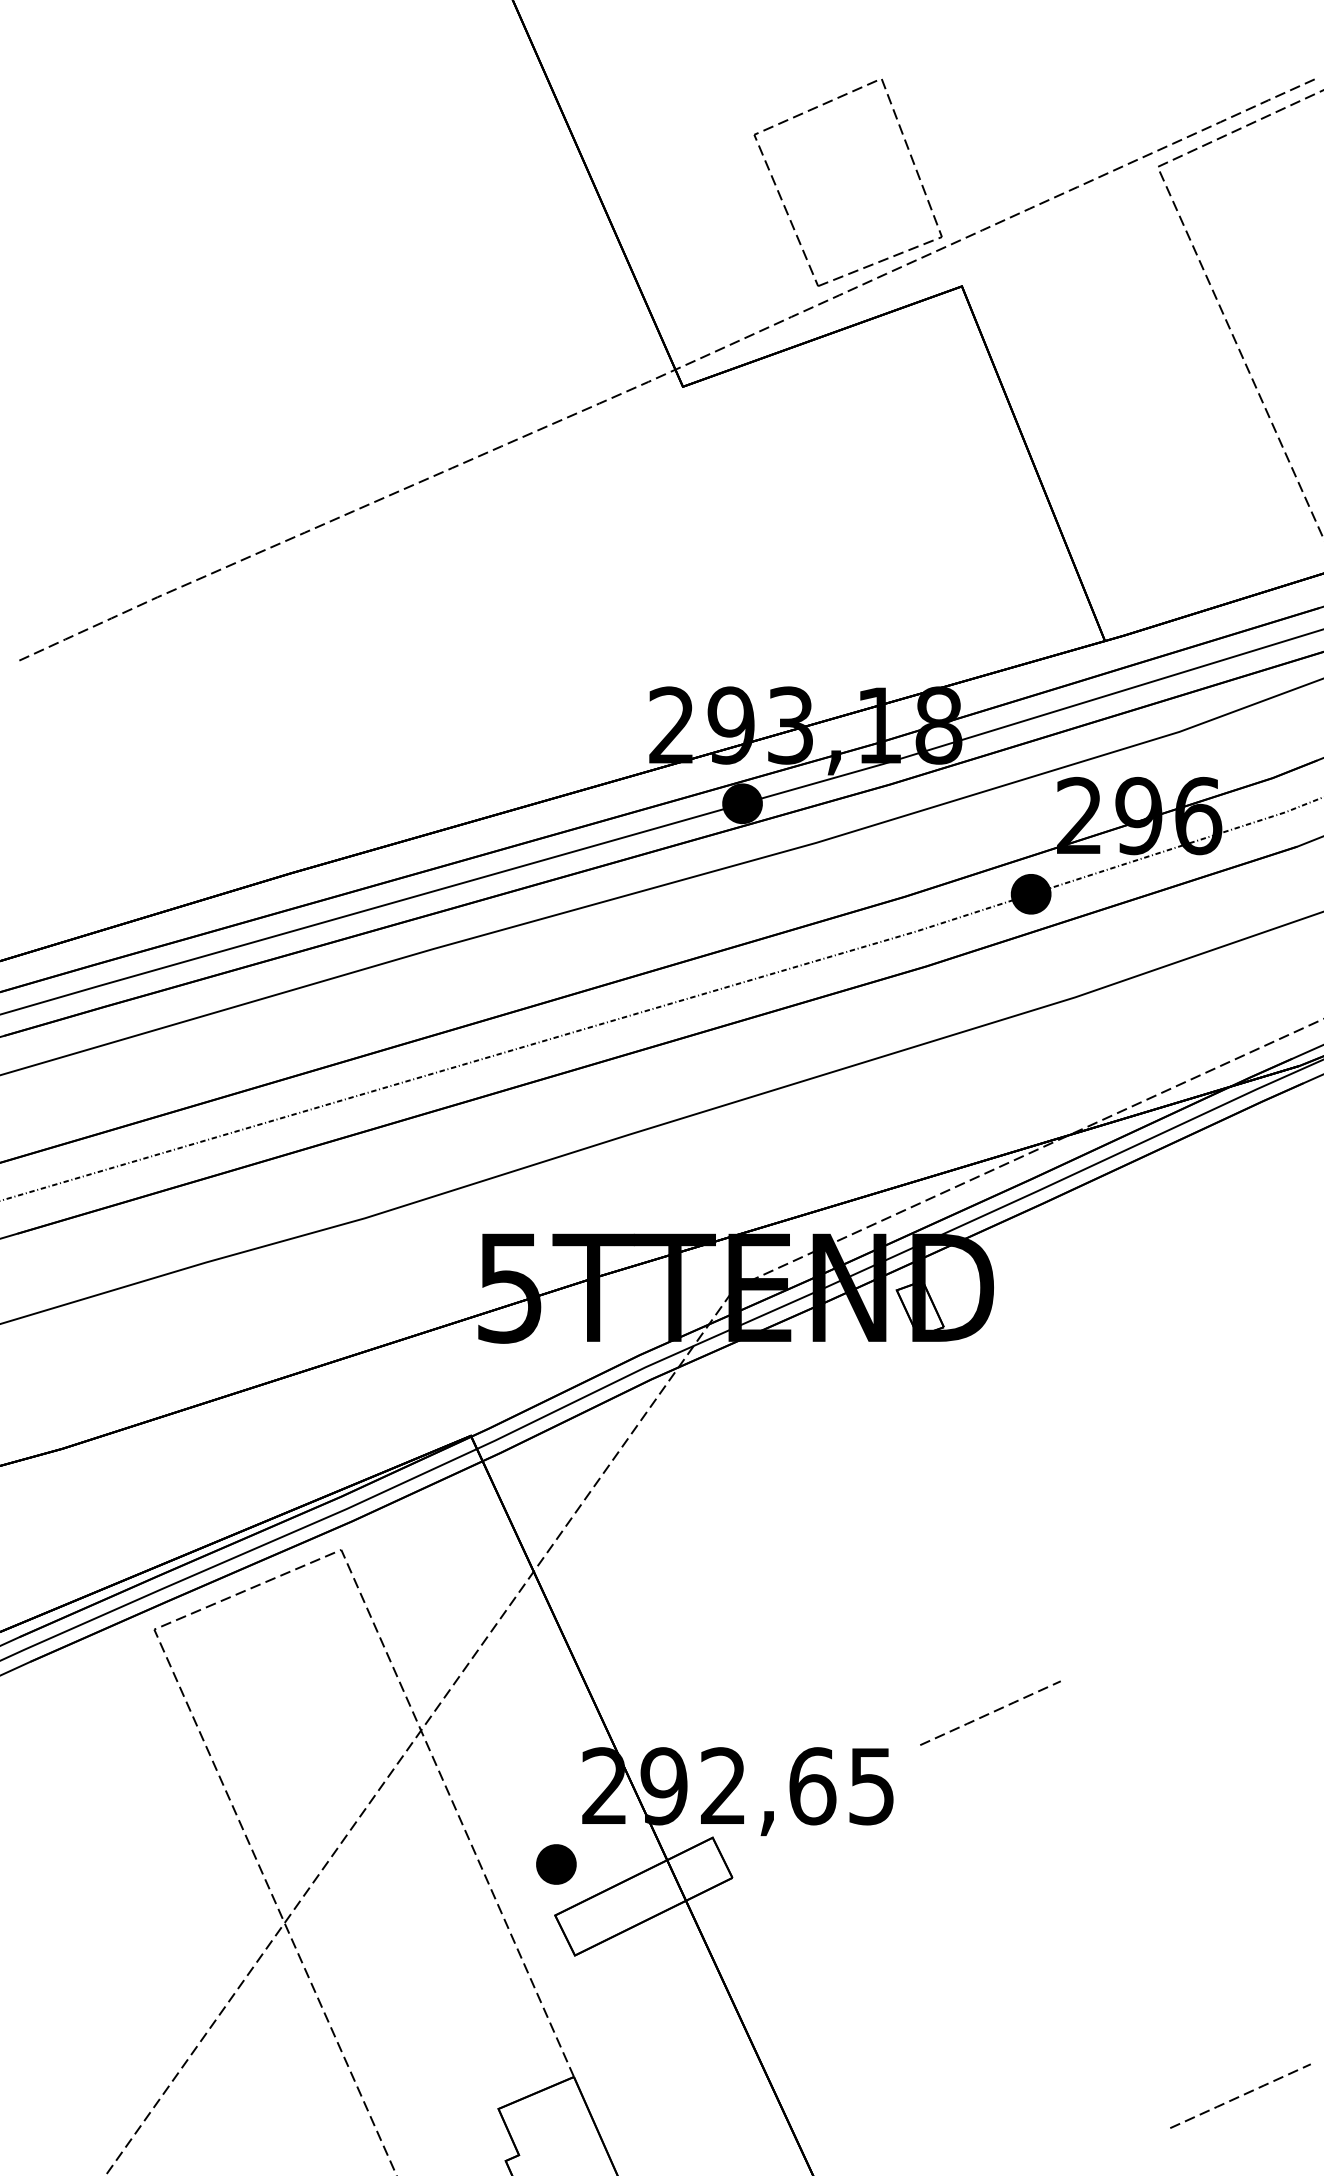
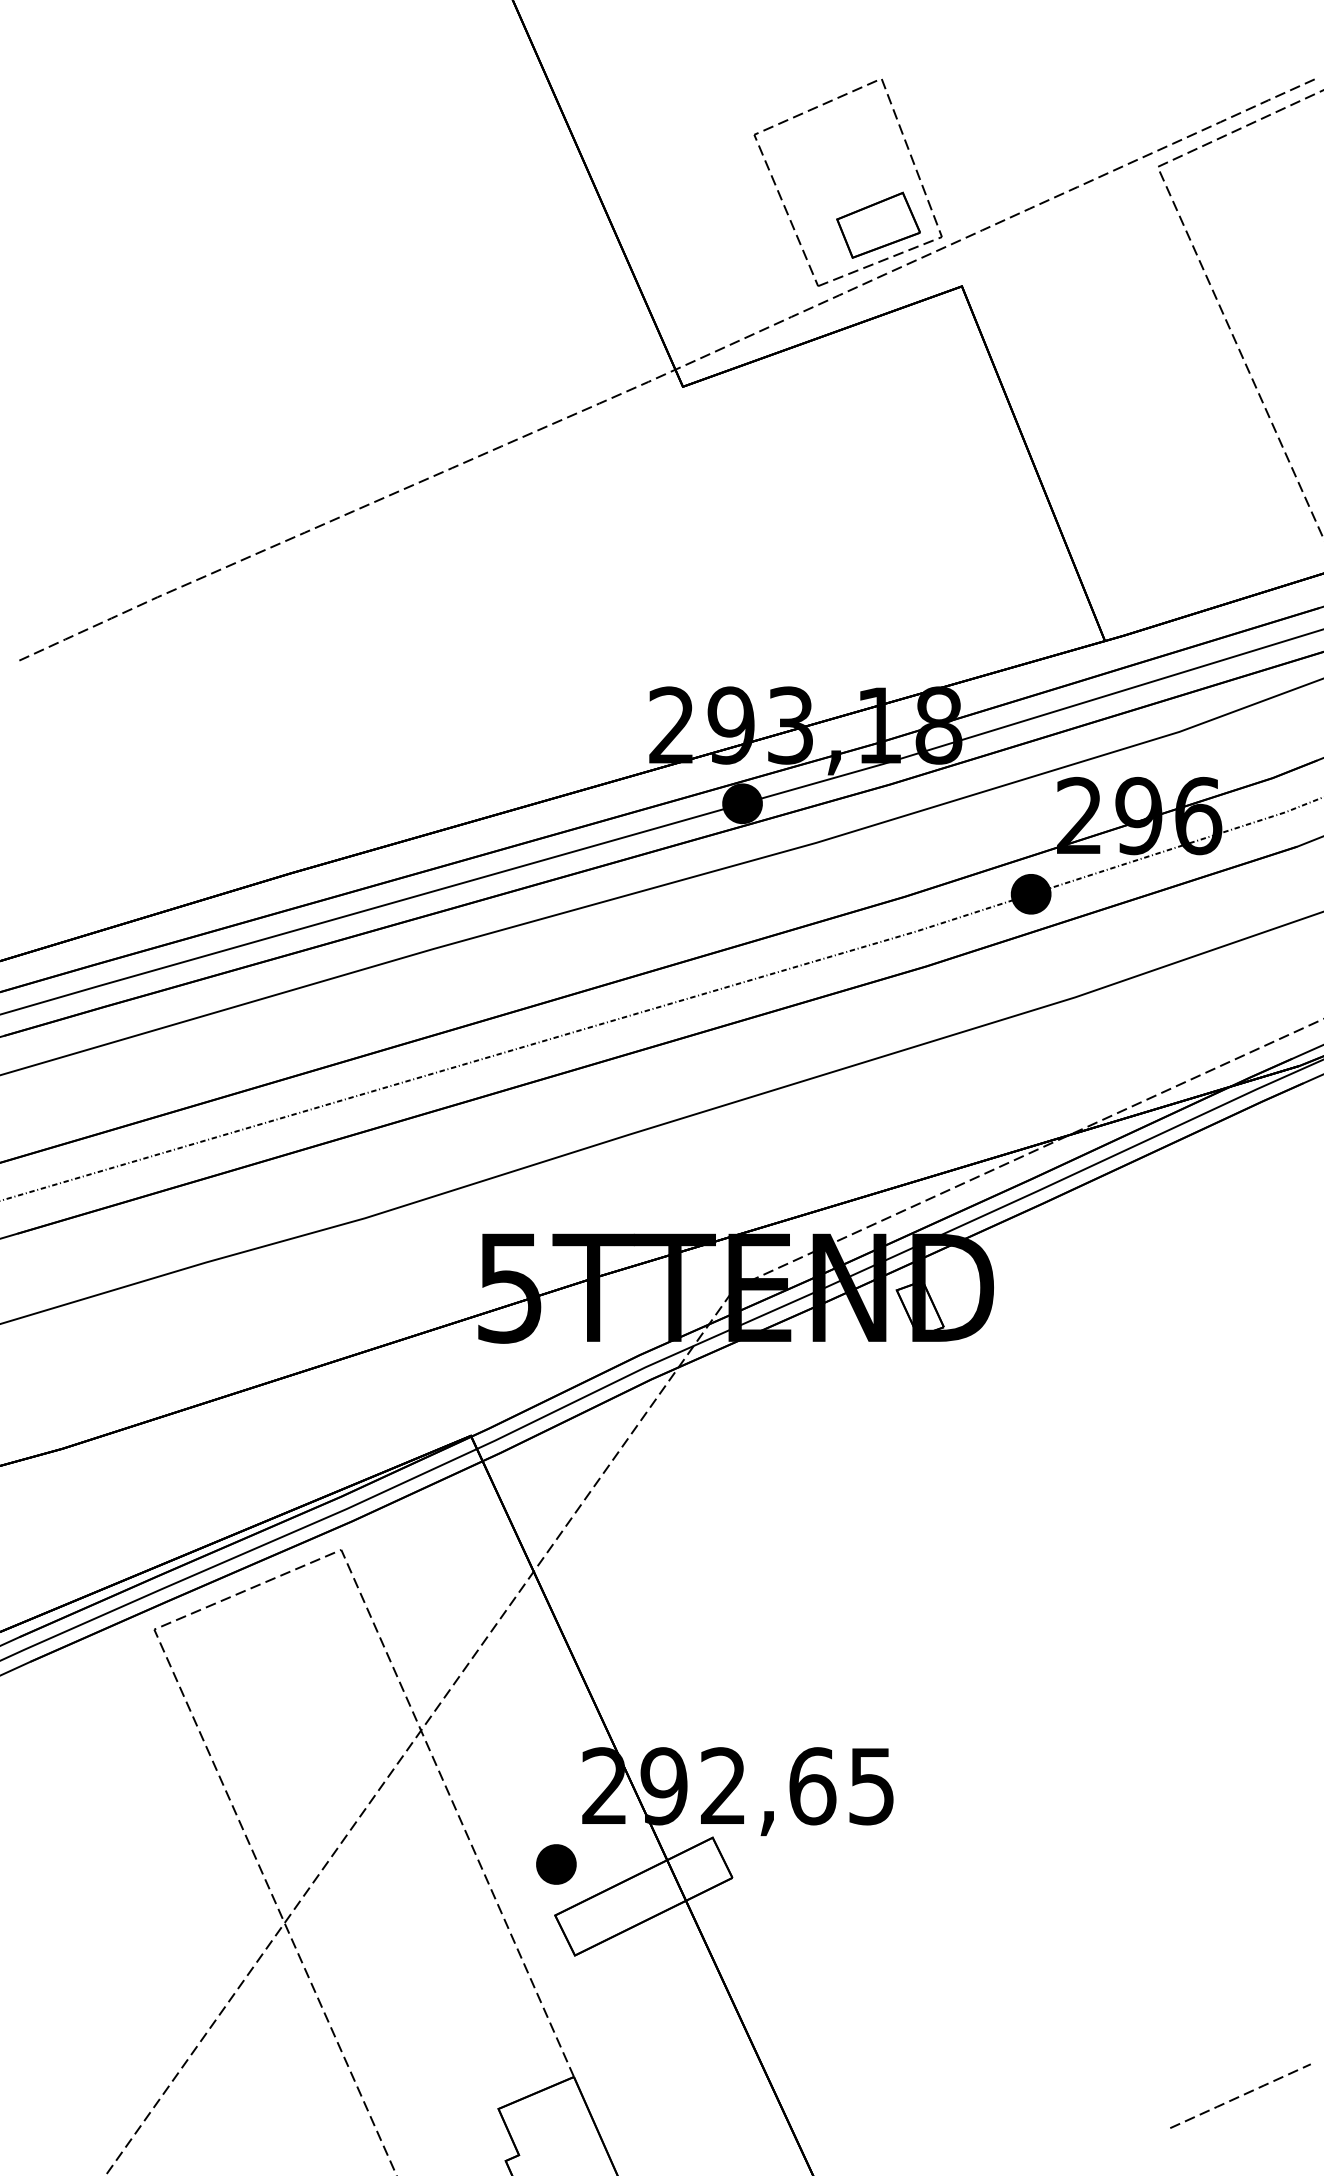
part: none -> present (878, 224)
line: present -> none (988, 1713)
